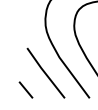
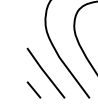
line position: (25, 89) -> (33, 89) (33, 89)
